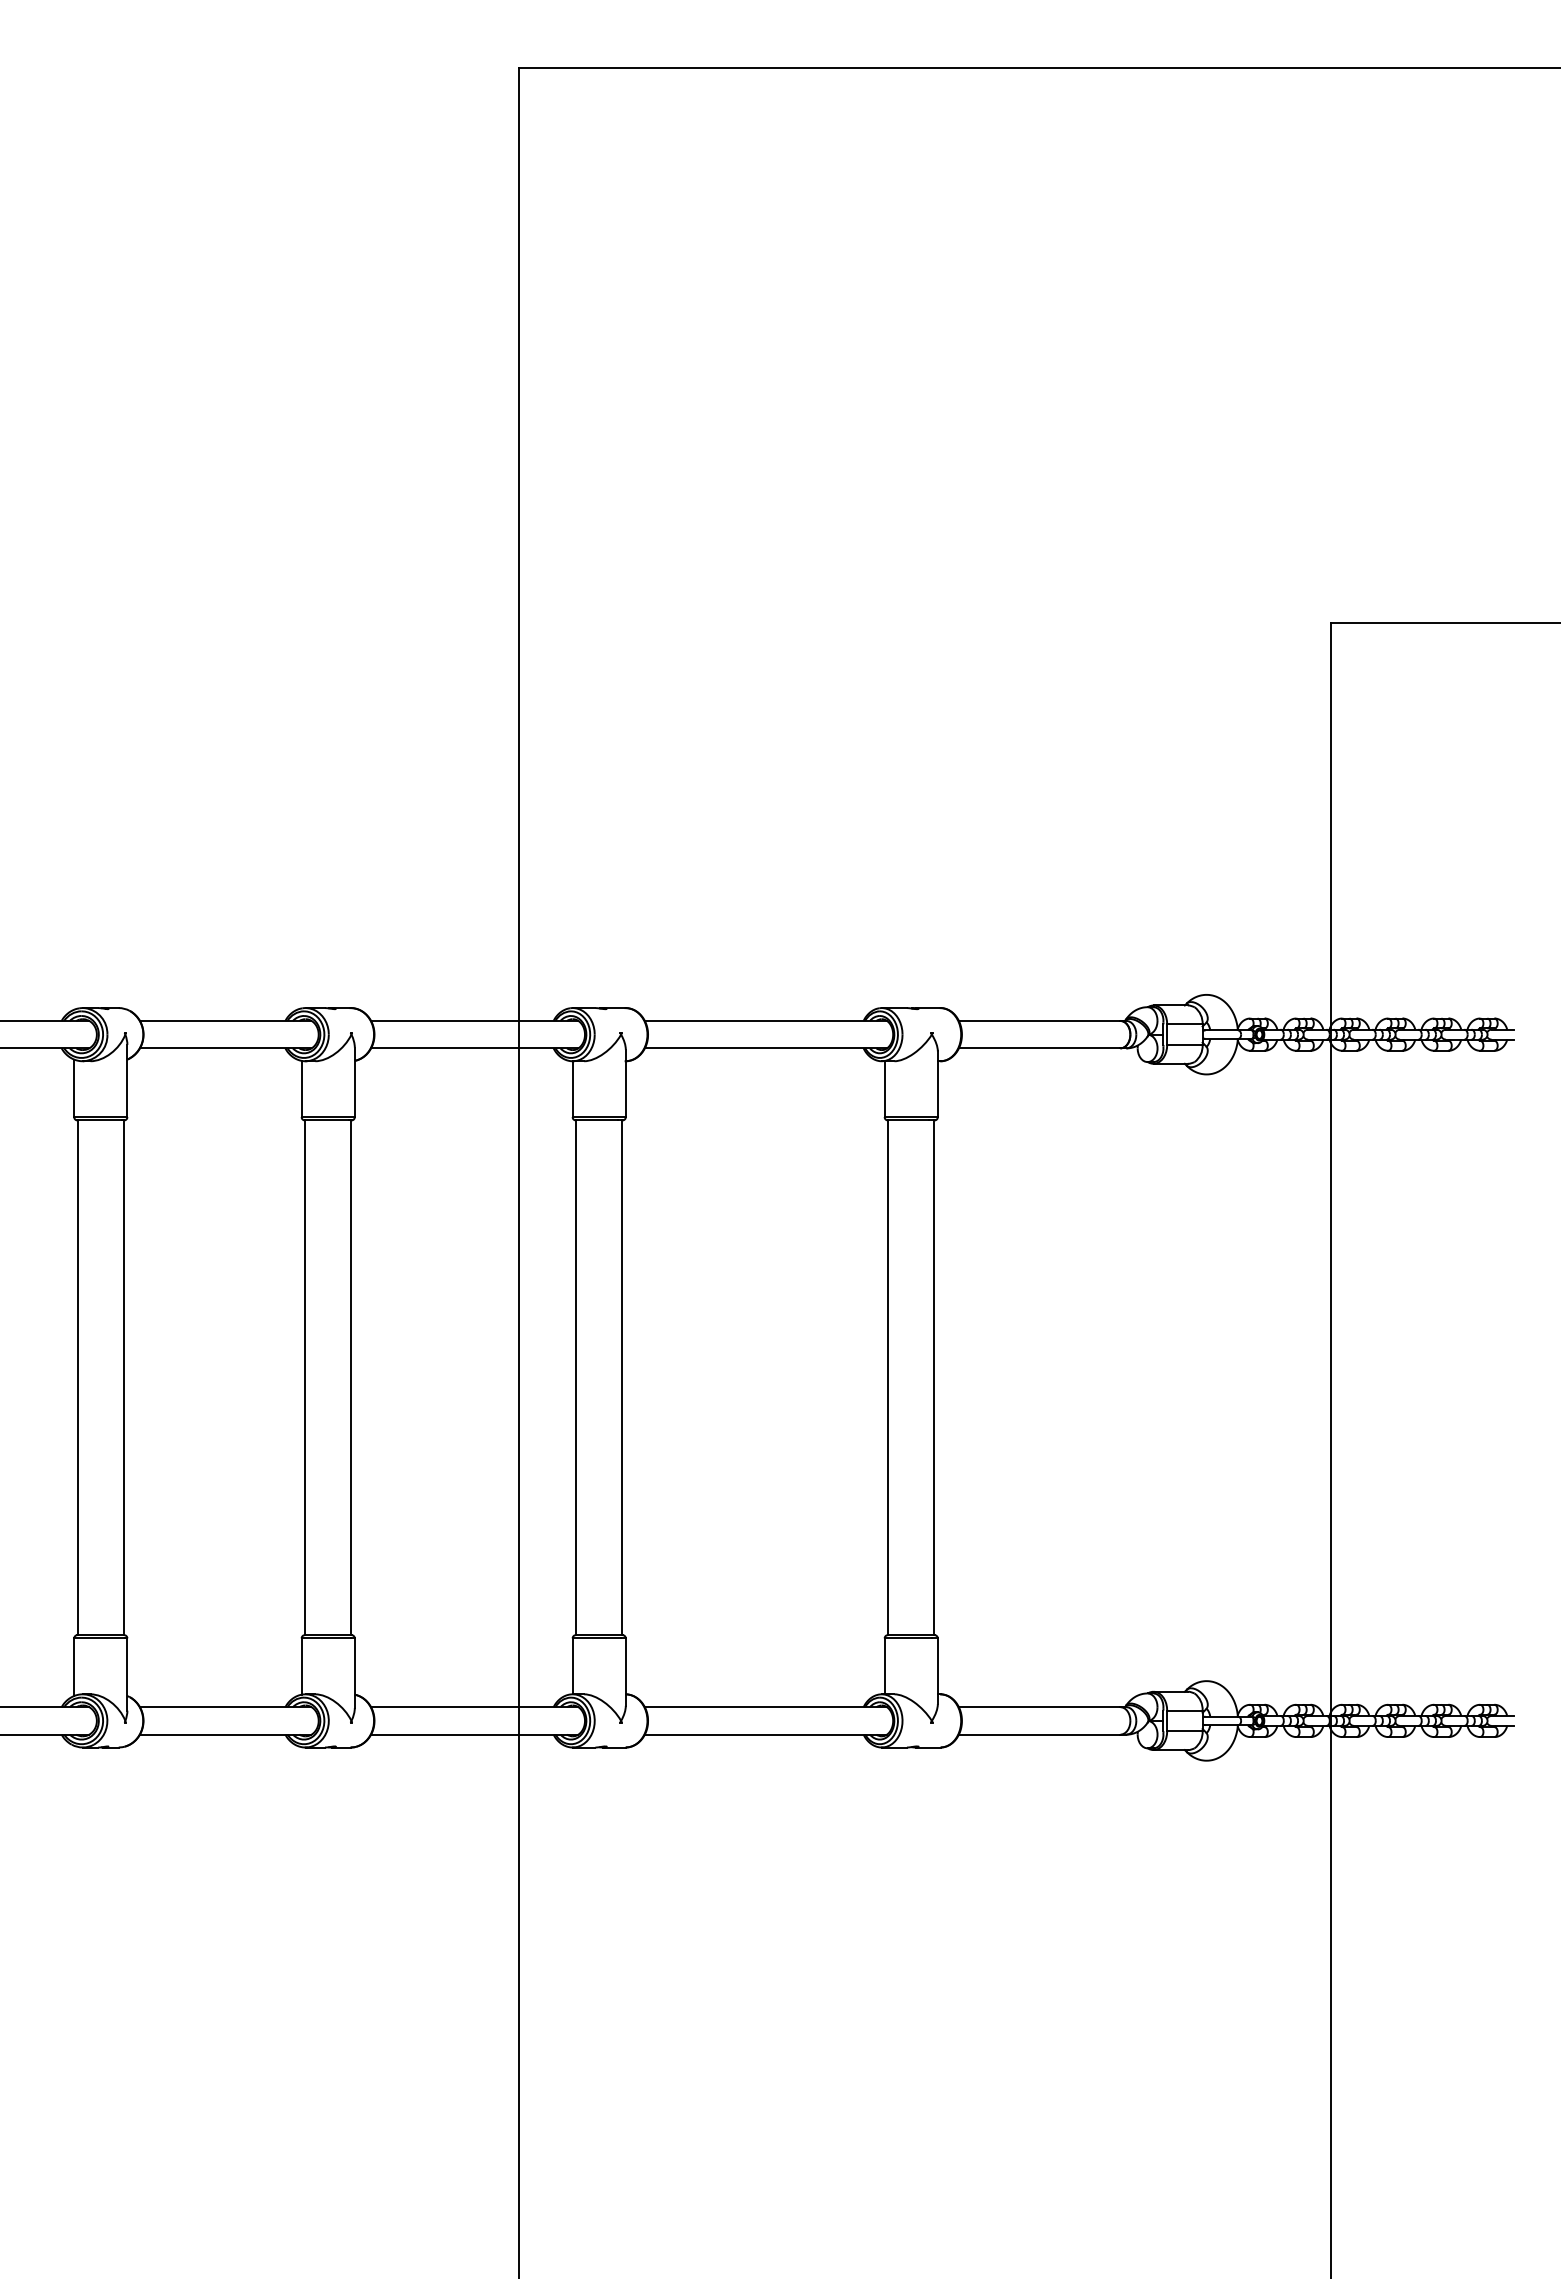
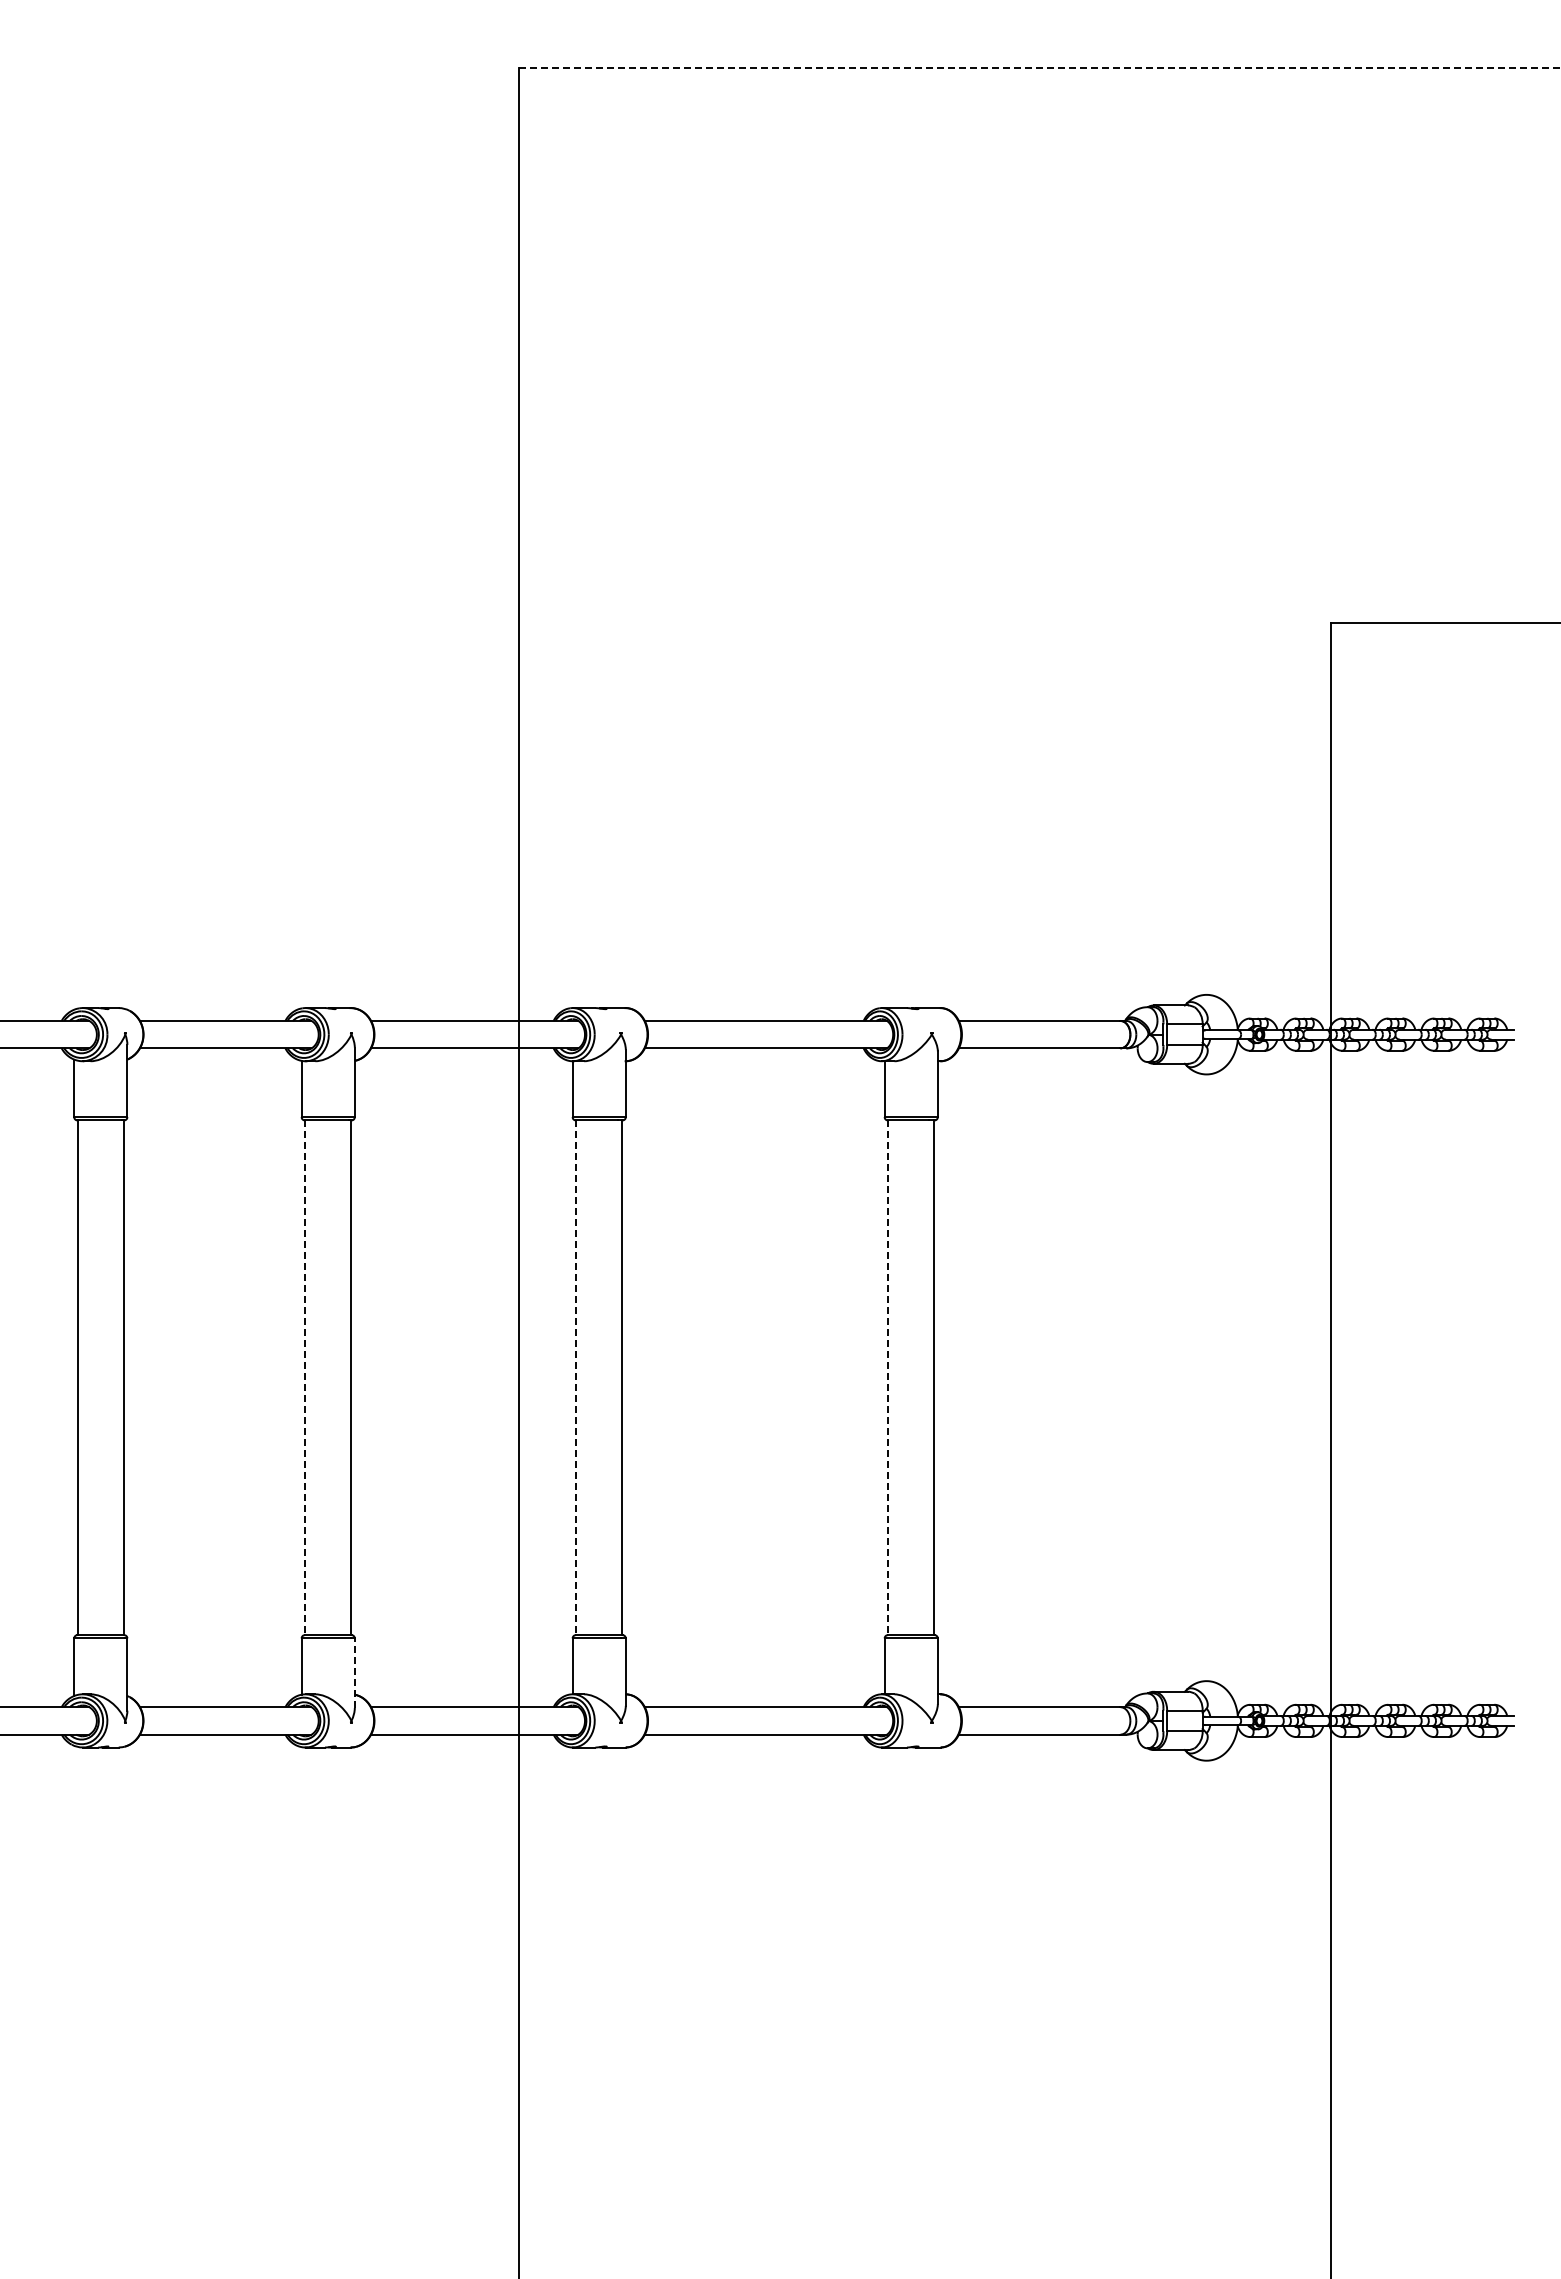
line: solid -> dashed (1039, 68)
line: solid -> dashed (305, 1378)
line: solid -> dashed (576, 1378)
line: solid -> dashed (888, 1378)
line: solid -> dashed (354, 1673)
